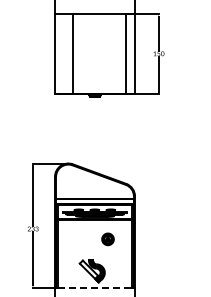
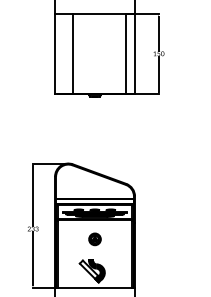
part position: (107, 239) -> (94, 239) (94, 239)
line: dashed -> solid (95, 287)
